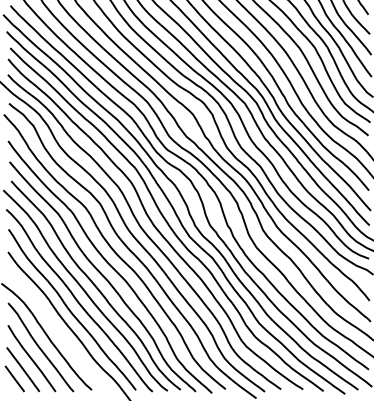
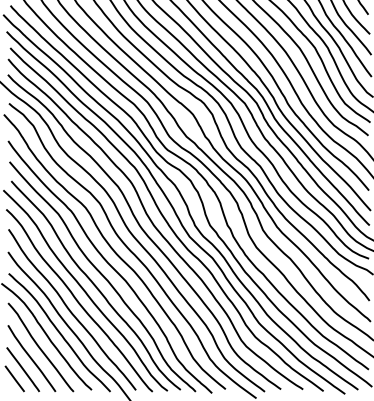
curve: none -> present (59, 332)
